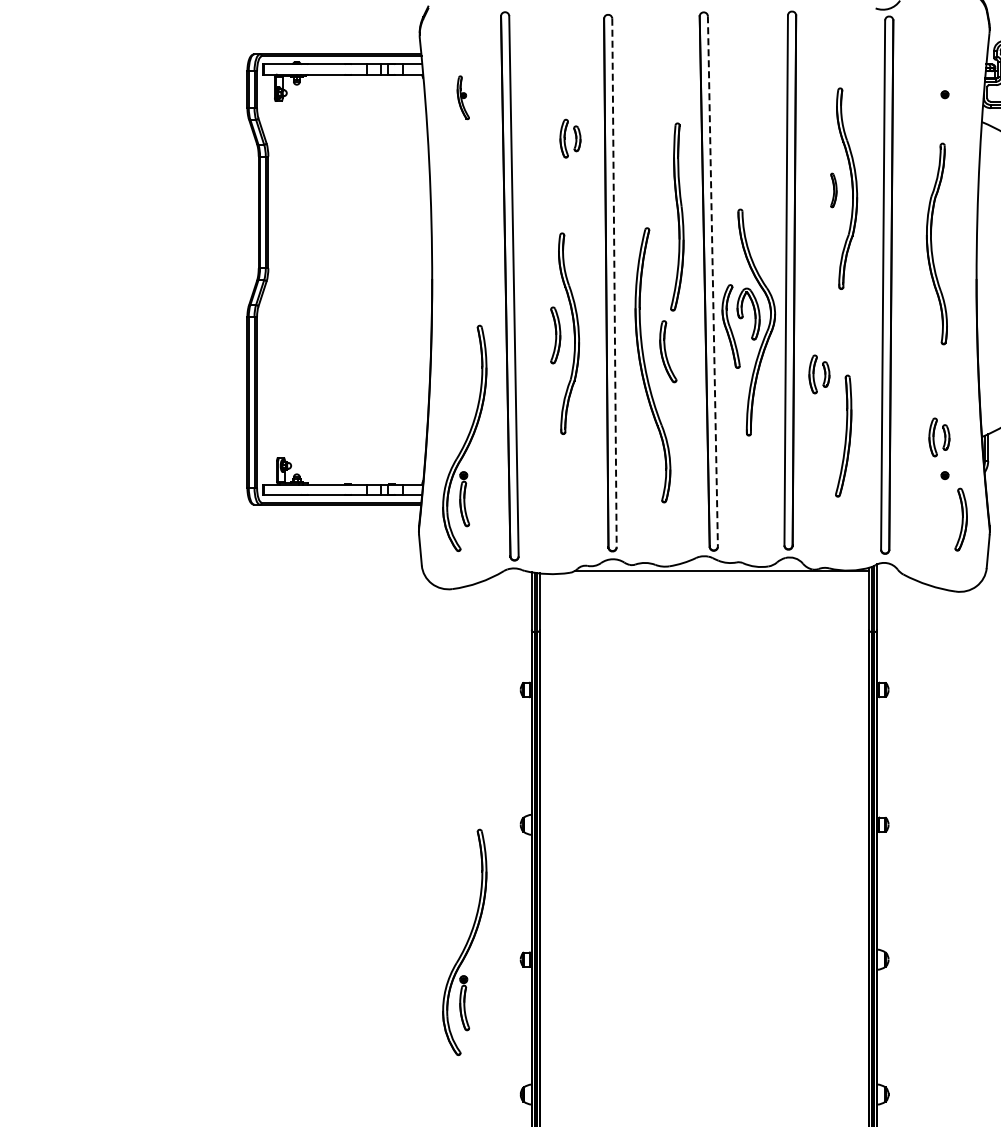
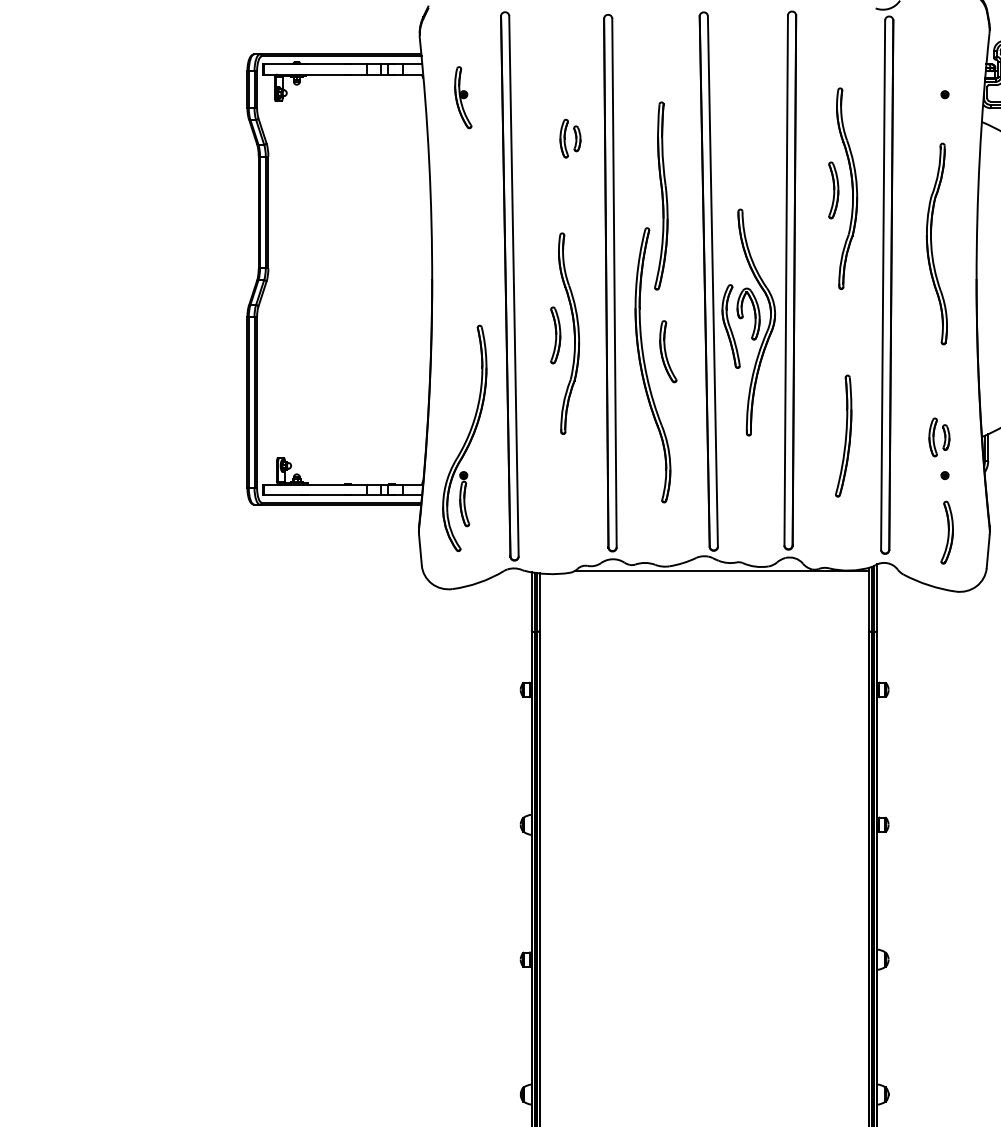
part size: 14x46 px -> 19x64 px (463, 97)
part size: 8x37 px -> 12x59 px (833, 190)
part position: (677, 216) -> (661, 195) (661, 195)
line: dashed -> solid (712, 282)
line: dashed -> solid (614, 283)
part: present -> none (819, 374)
part position: (960, 519) -> (946, 532) (946, 532)
part: present -> none (464, 941)
